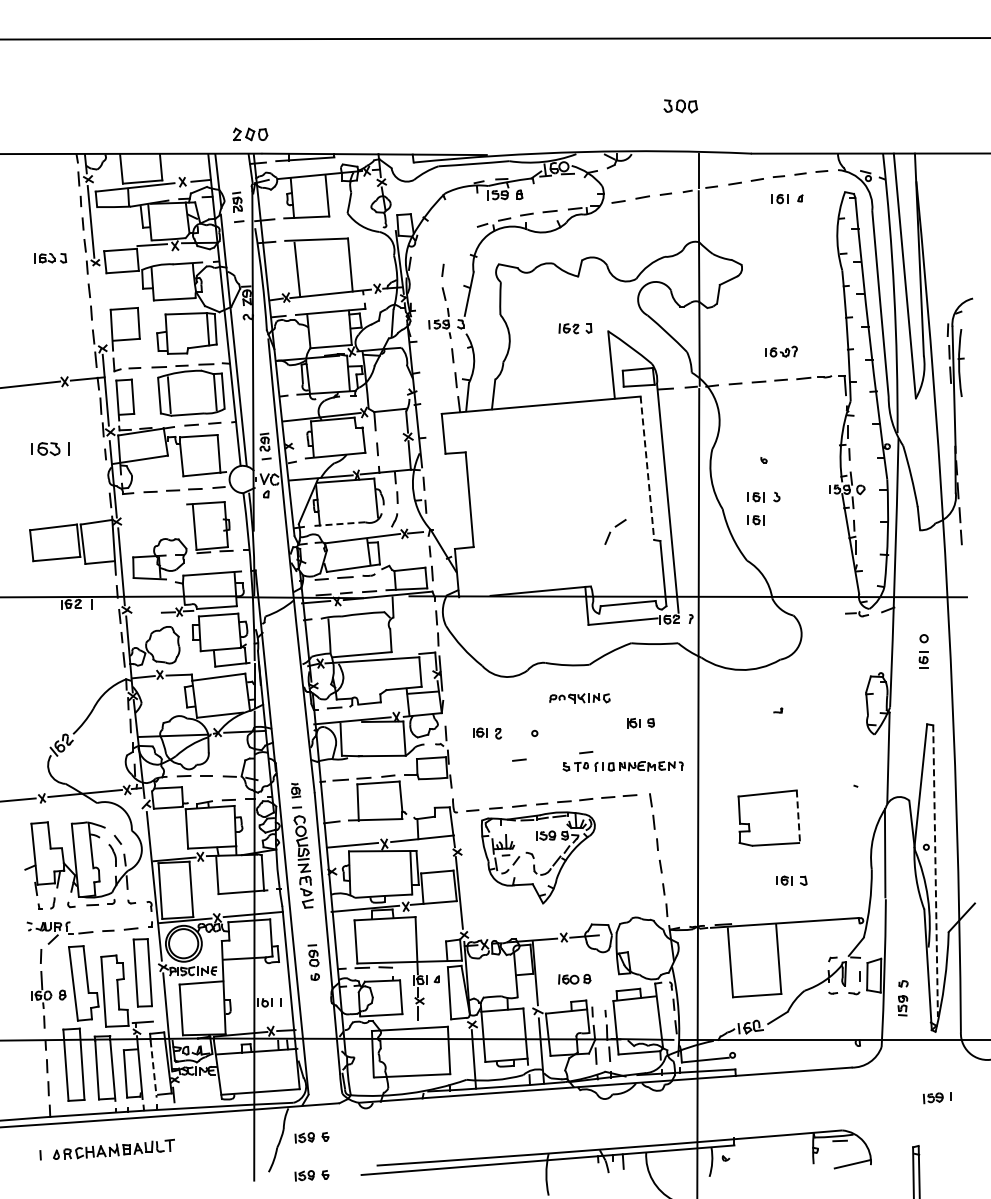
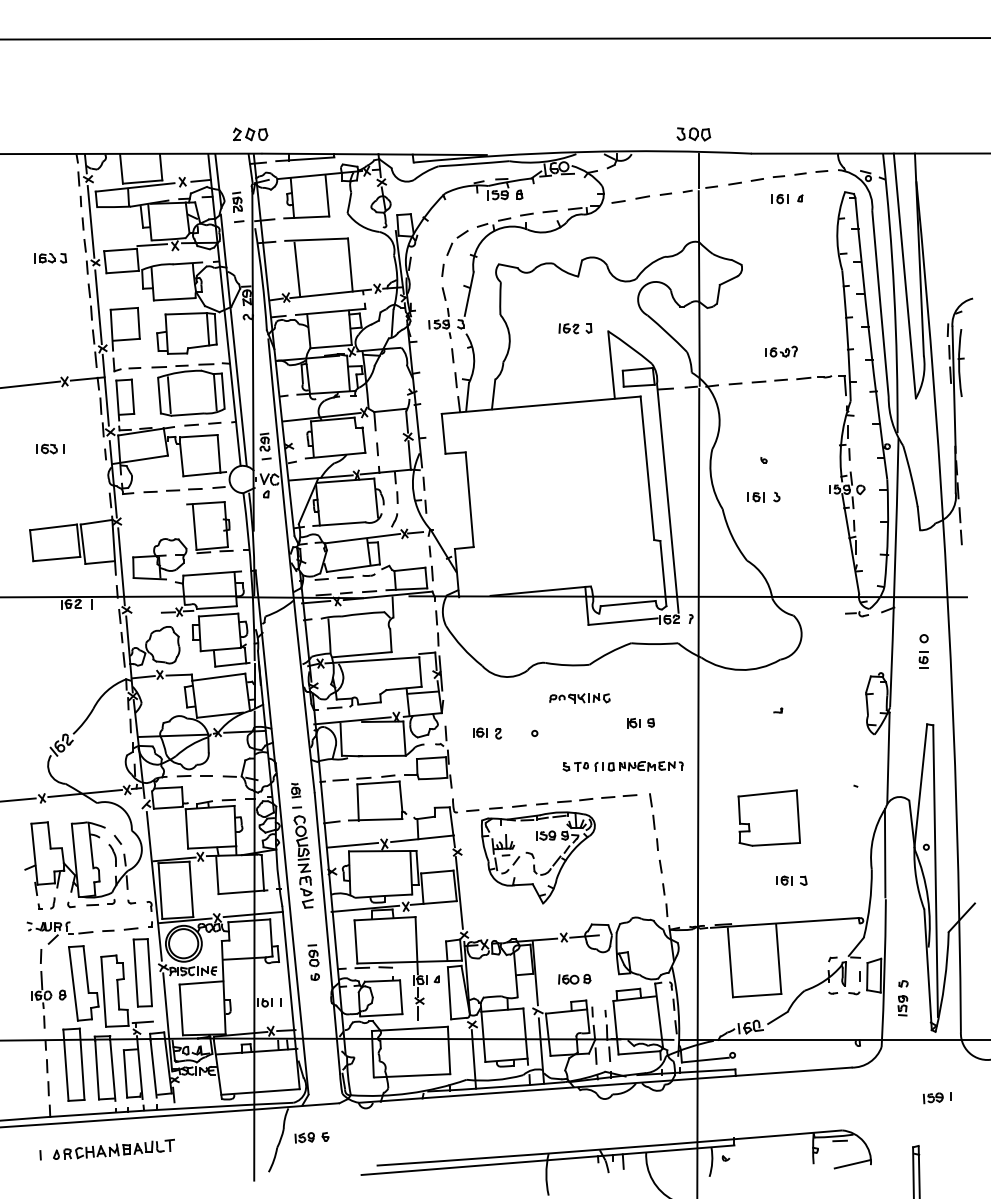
part position: (680, 106) -> (693, 134) (693, 134)
line: none -> present (98, 307)
part size: 39x14 px -> 29x12 px (50, 448)
line: dashed -> solid (647, 468)
part: present -> none (755, 520)
line: dashed -> solid (338, 524)
part position: (615, 531) -> (457, 242) (457, 242)
line: present -> none (586, 752)
line: present -> none (519, 759)
line: dashed -> solid (798, 817)
line: dashed -> solid (935, 871)
line: dashed -> solid (153, 1069)
part: present -> none (311, 1175)
